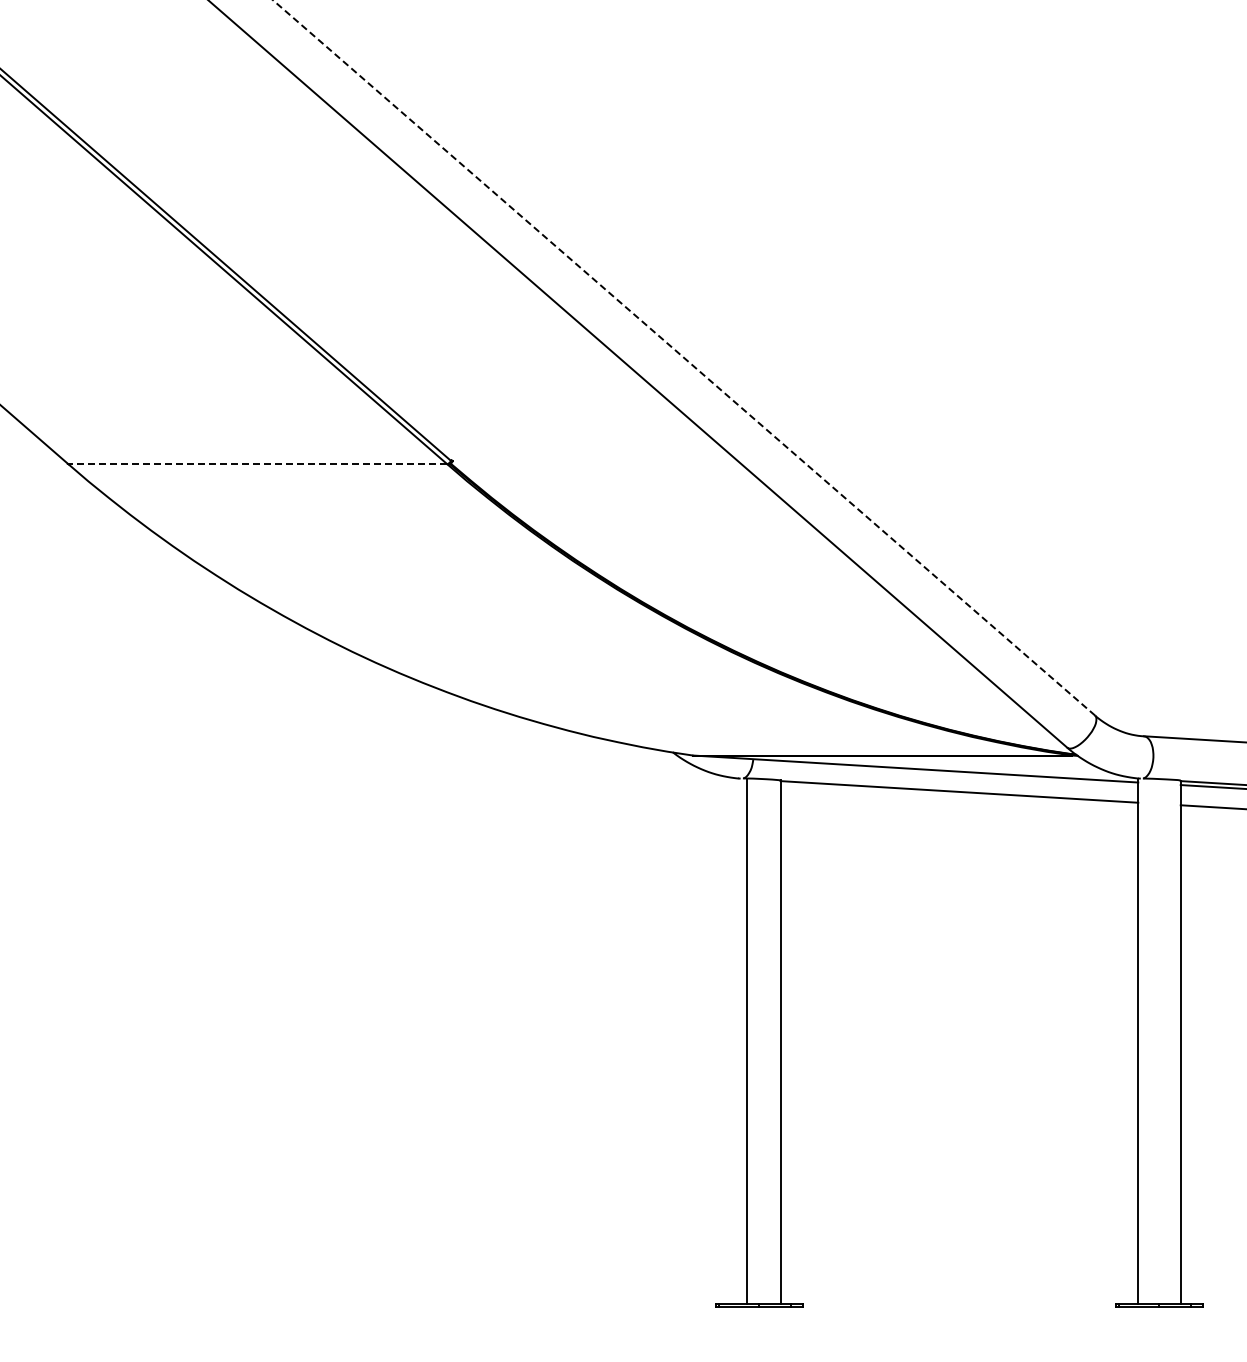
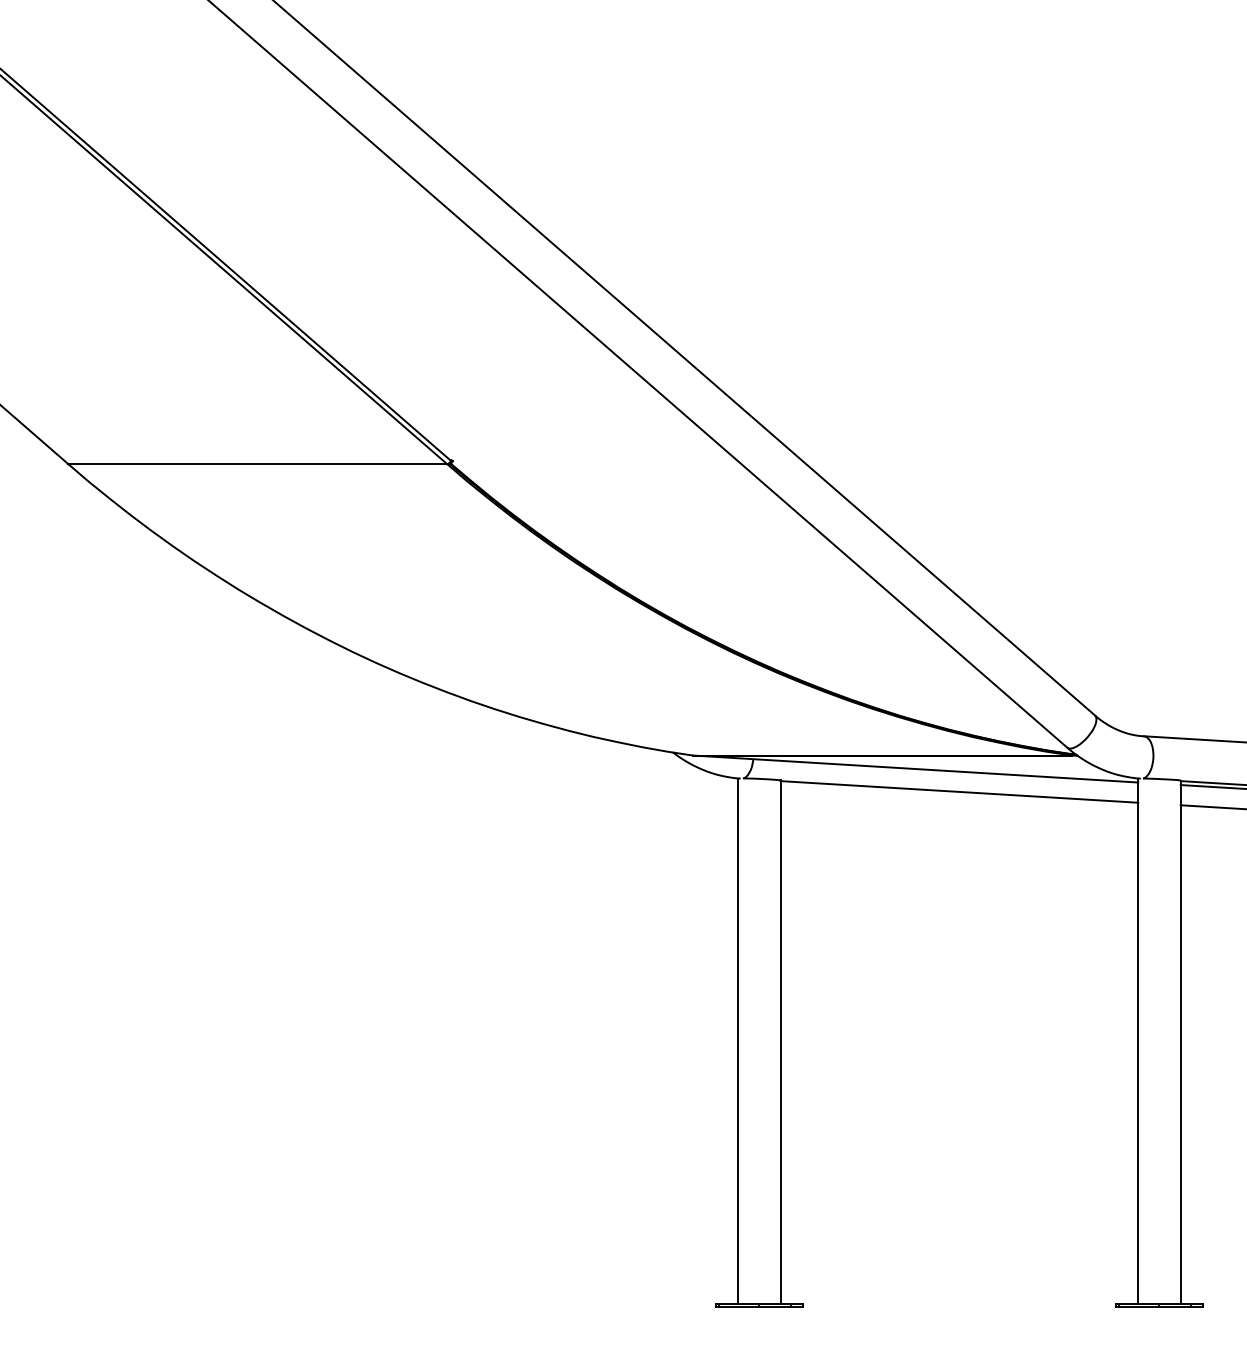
line: dashed -> solid (684, 357)
line: dashed -> solid (257, 464)
line position: (747, 1041) -> (738, 1041) (738, 1041)
